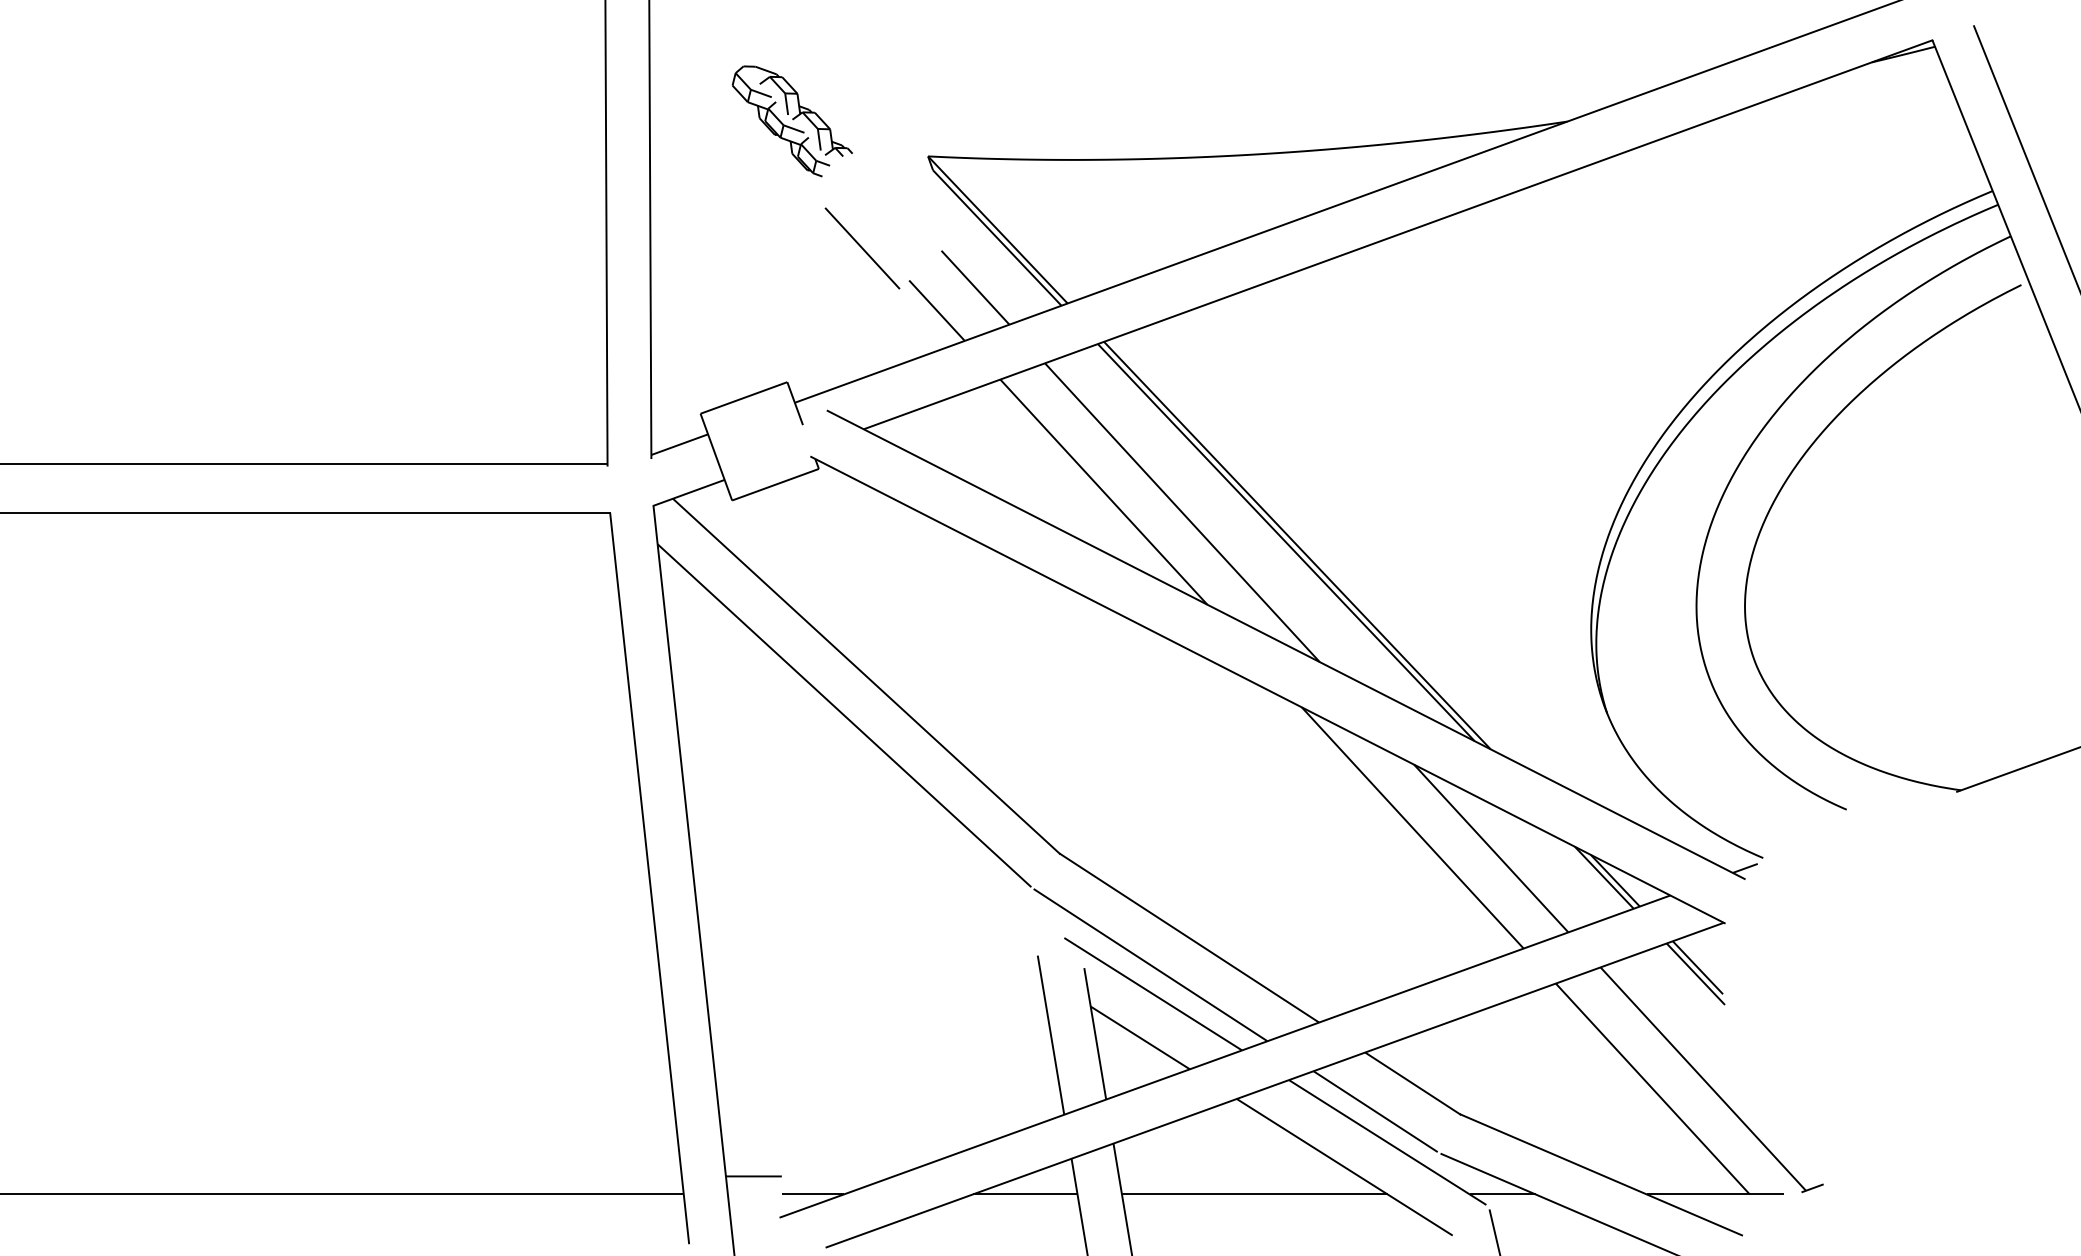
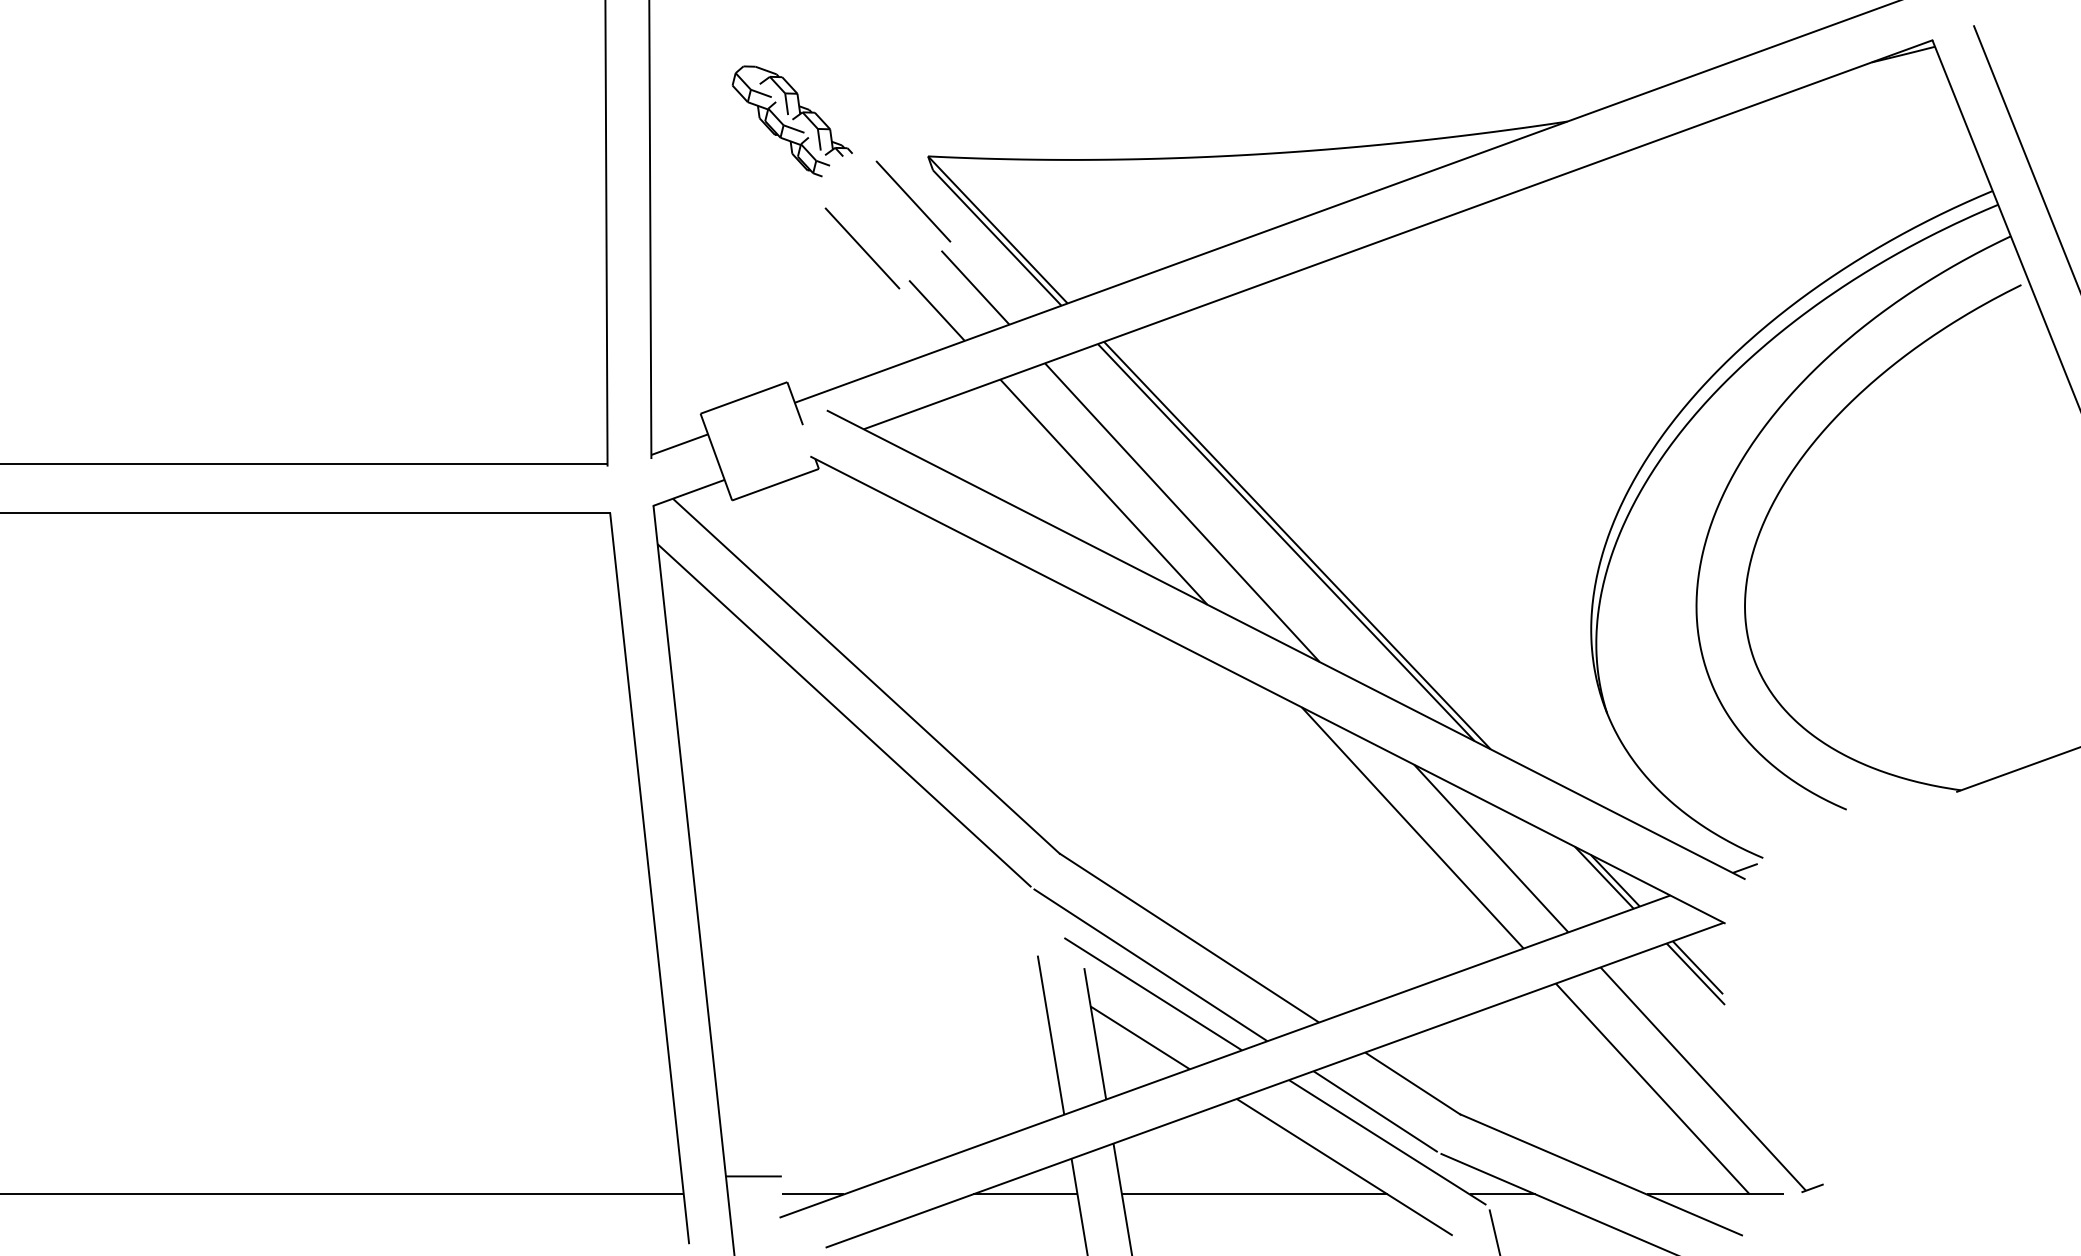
line: none -> present (913, 201)
